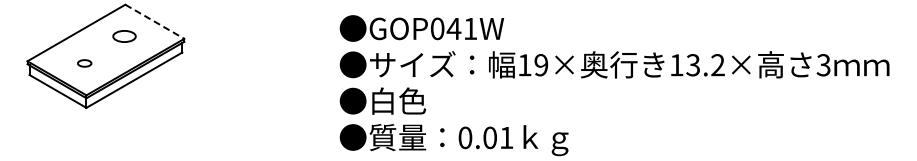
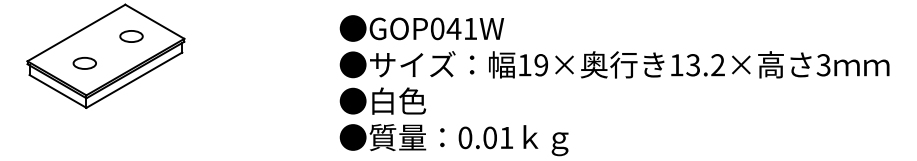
line: dashed -> solid (155, 22)
part position: (124, 36) -> (131, 36) (131, 36)
part size: 16x9 px -> 25x13 px (84, 63)
